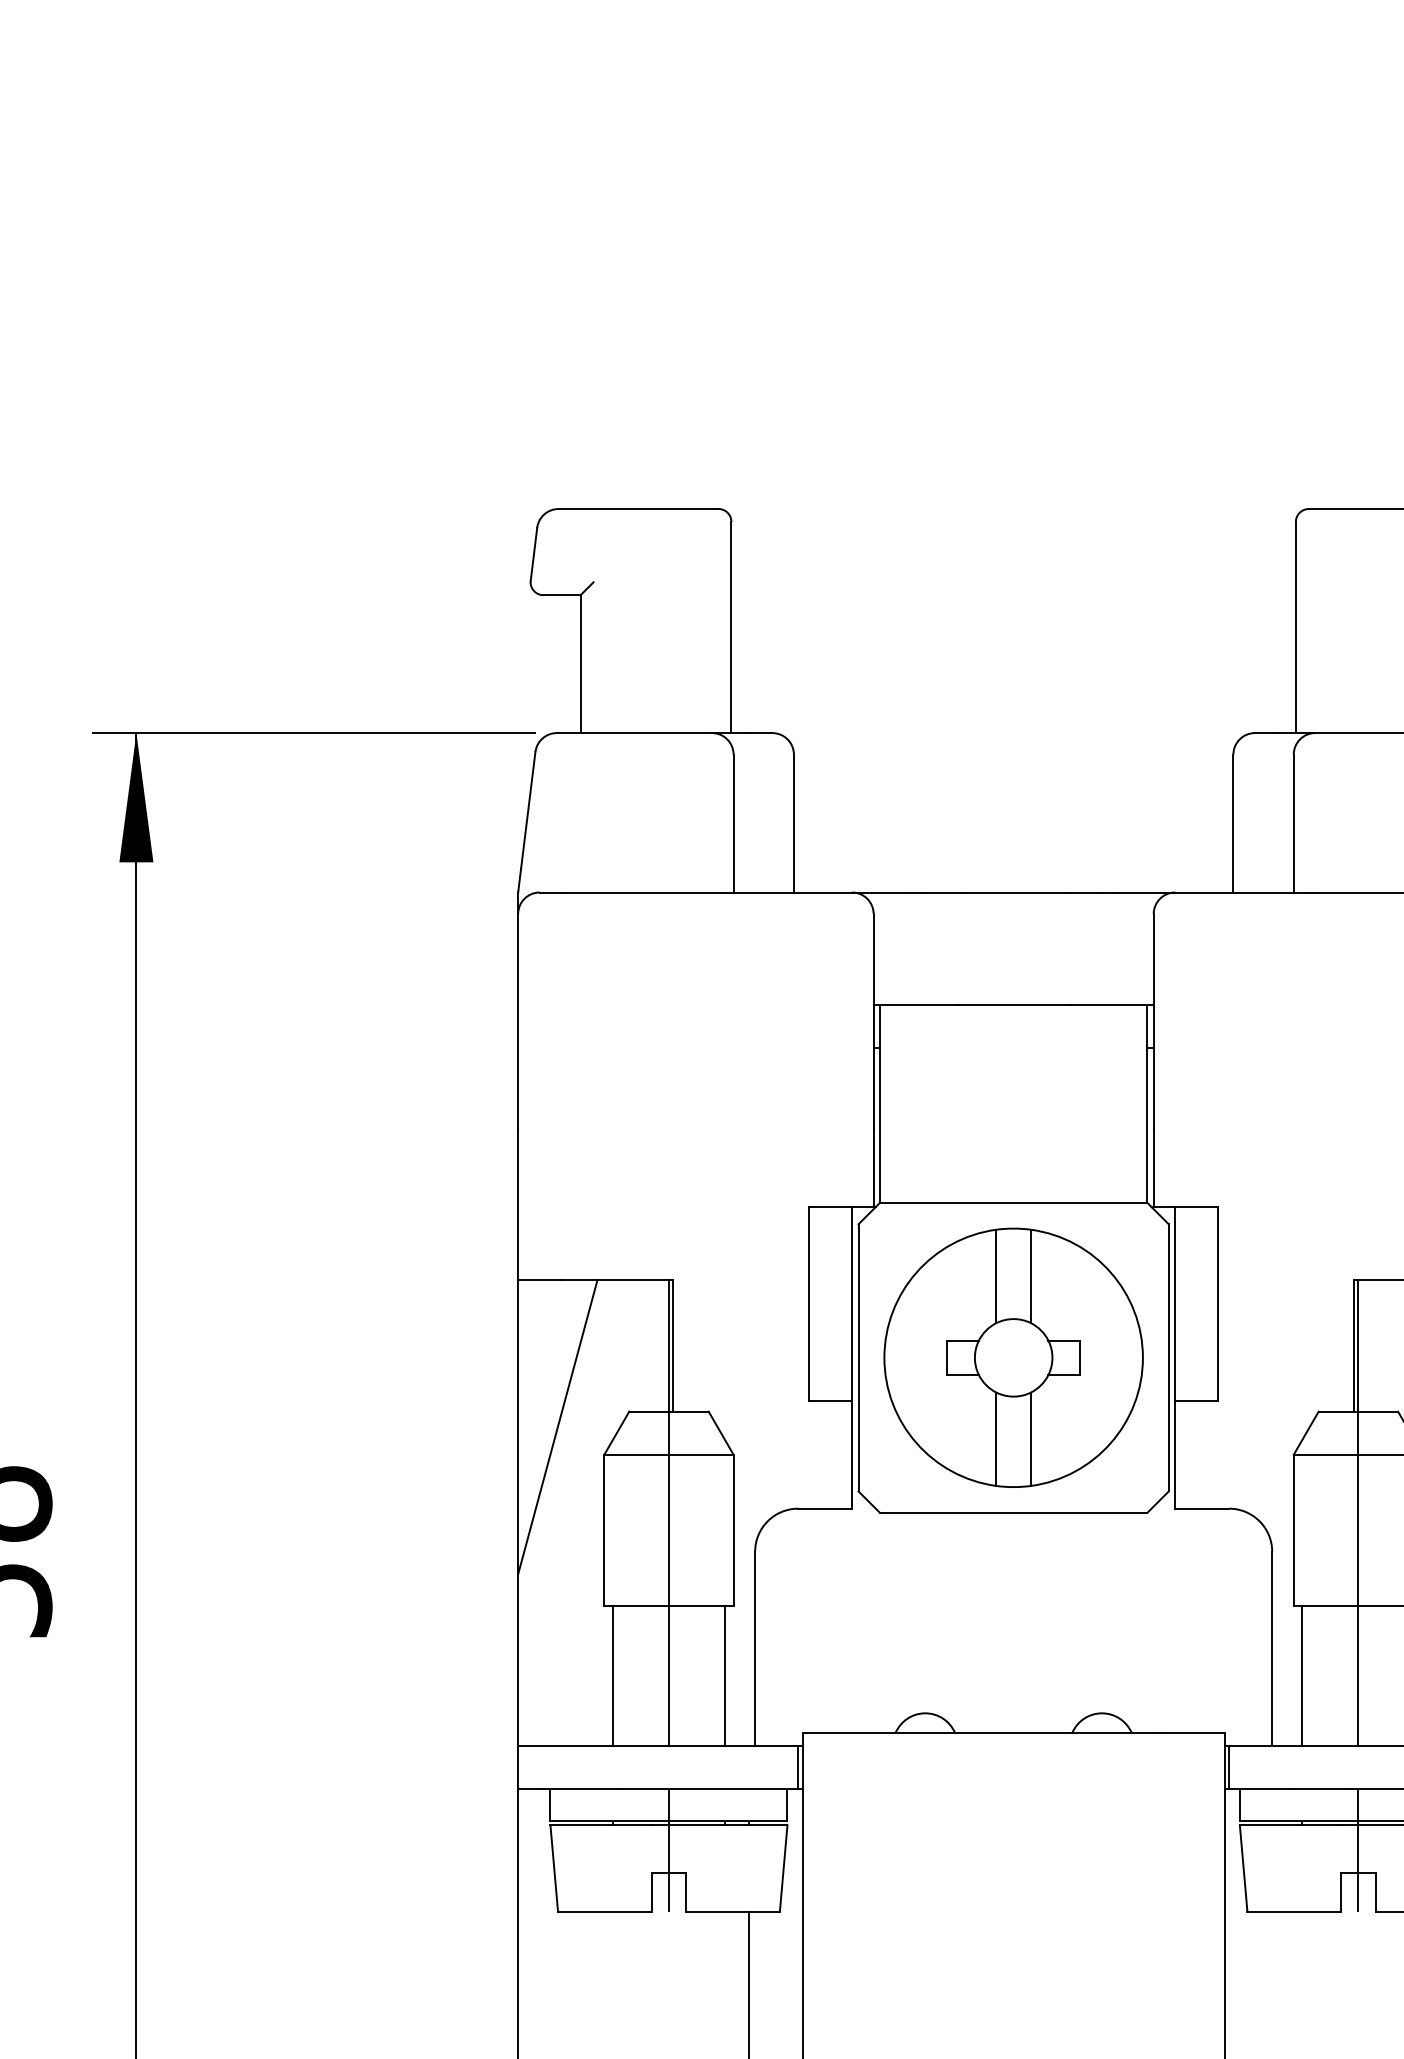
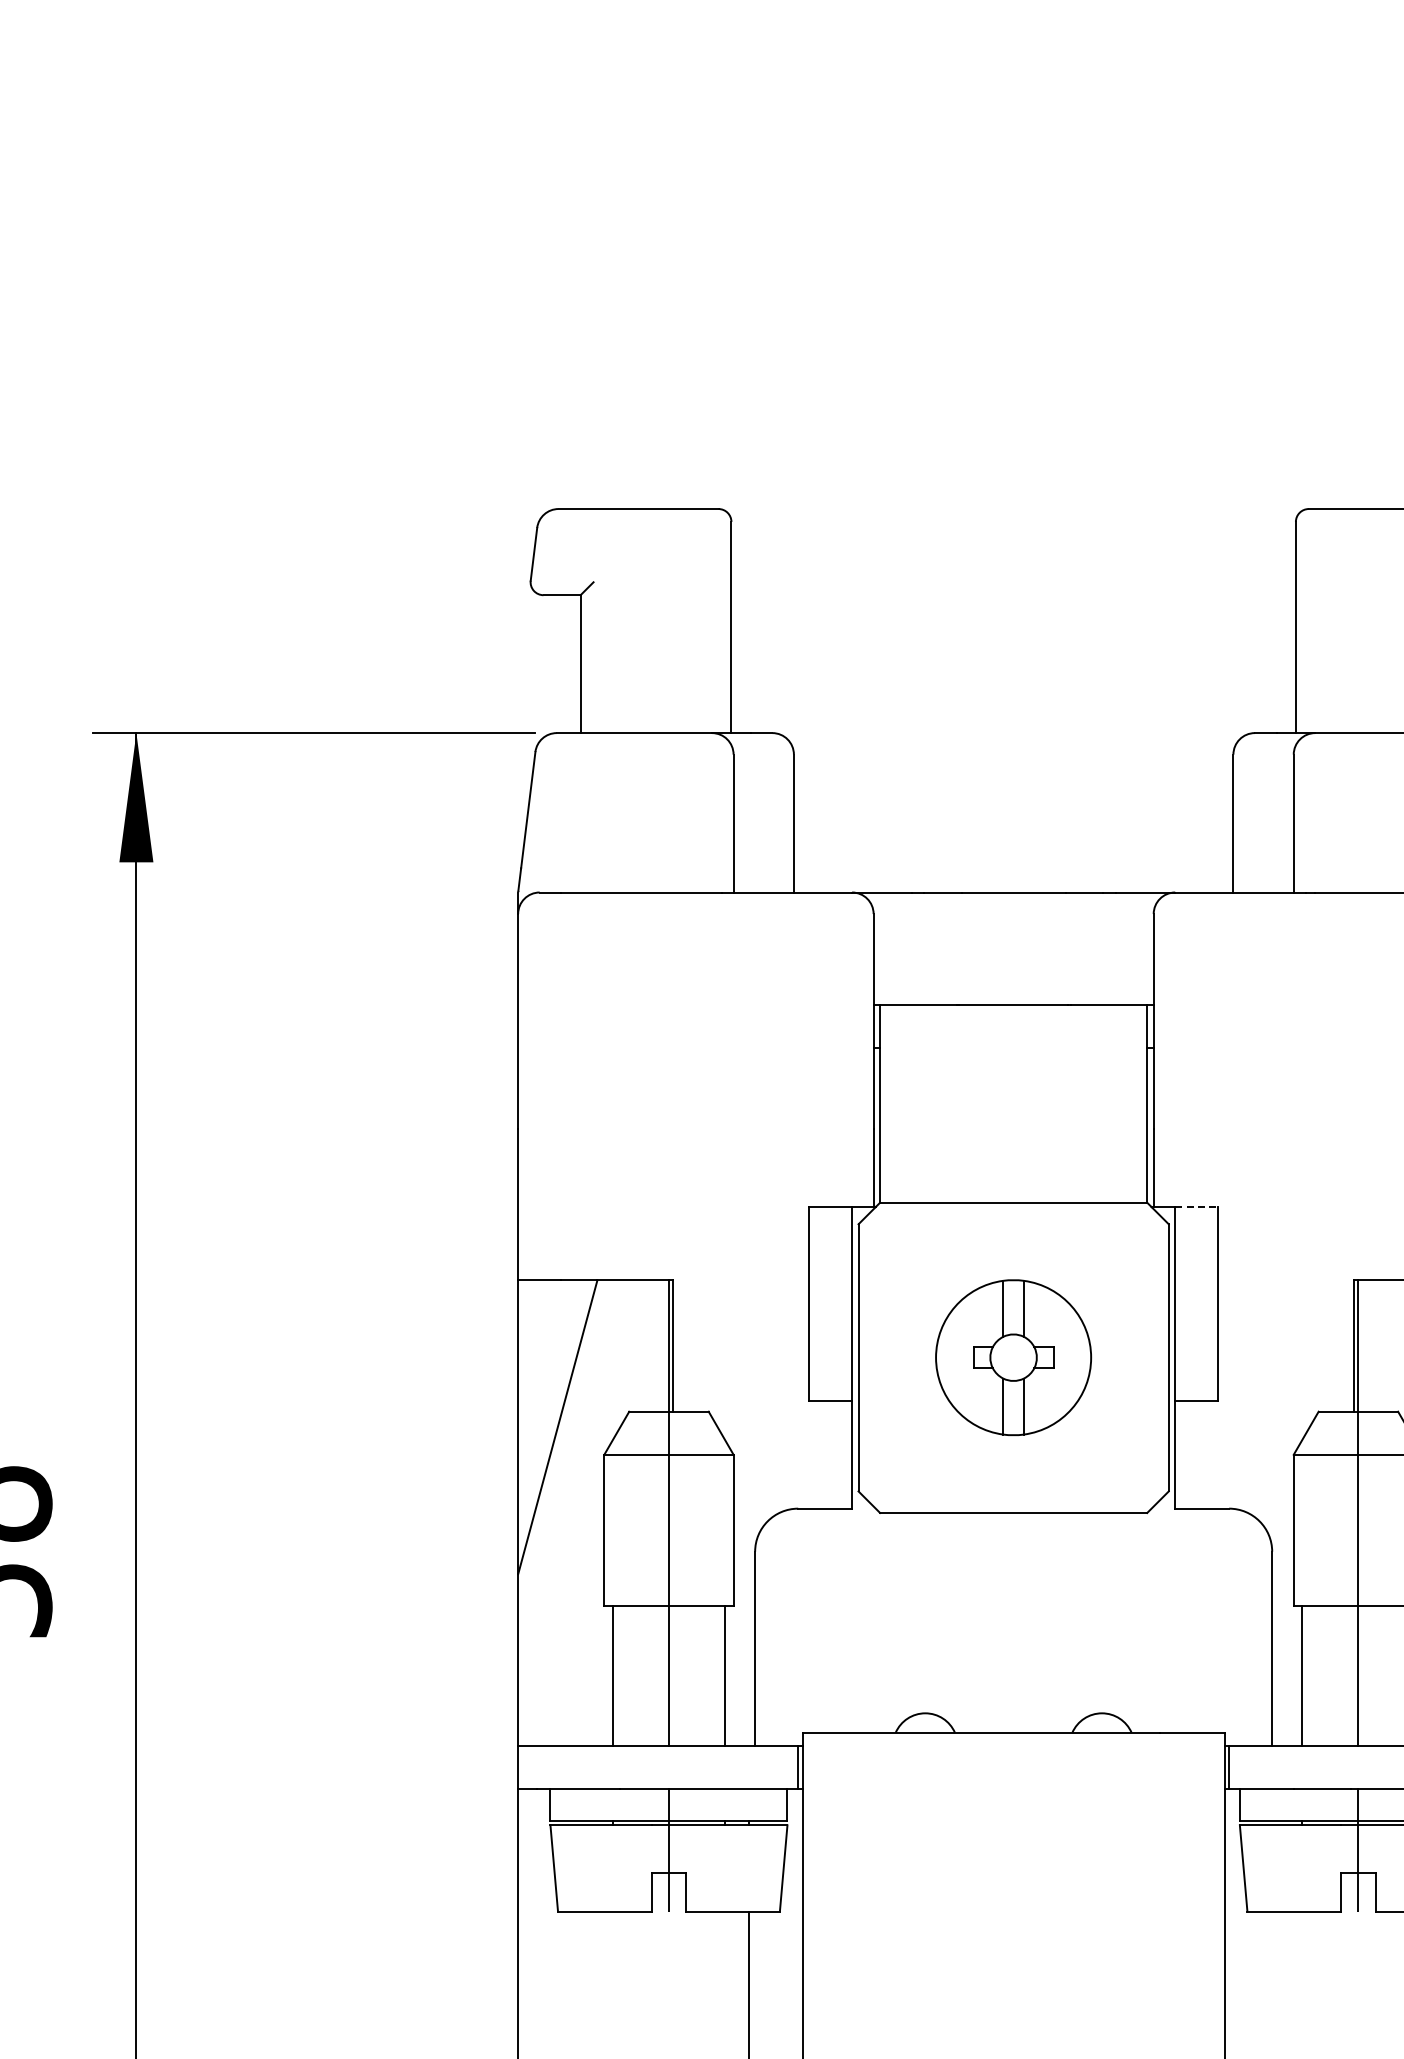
line: solid -> dashed (1196, 1207)
part size: 261x261 px -> 158x157 px (1013, 1357)
